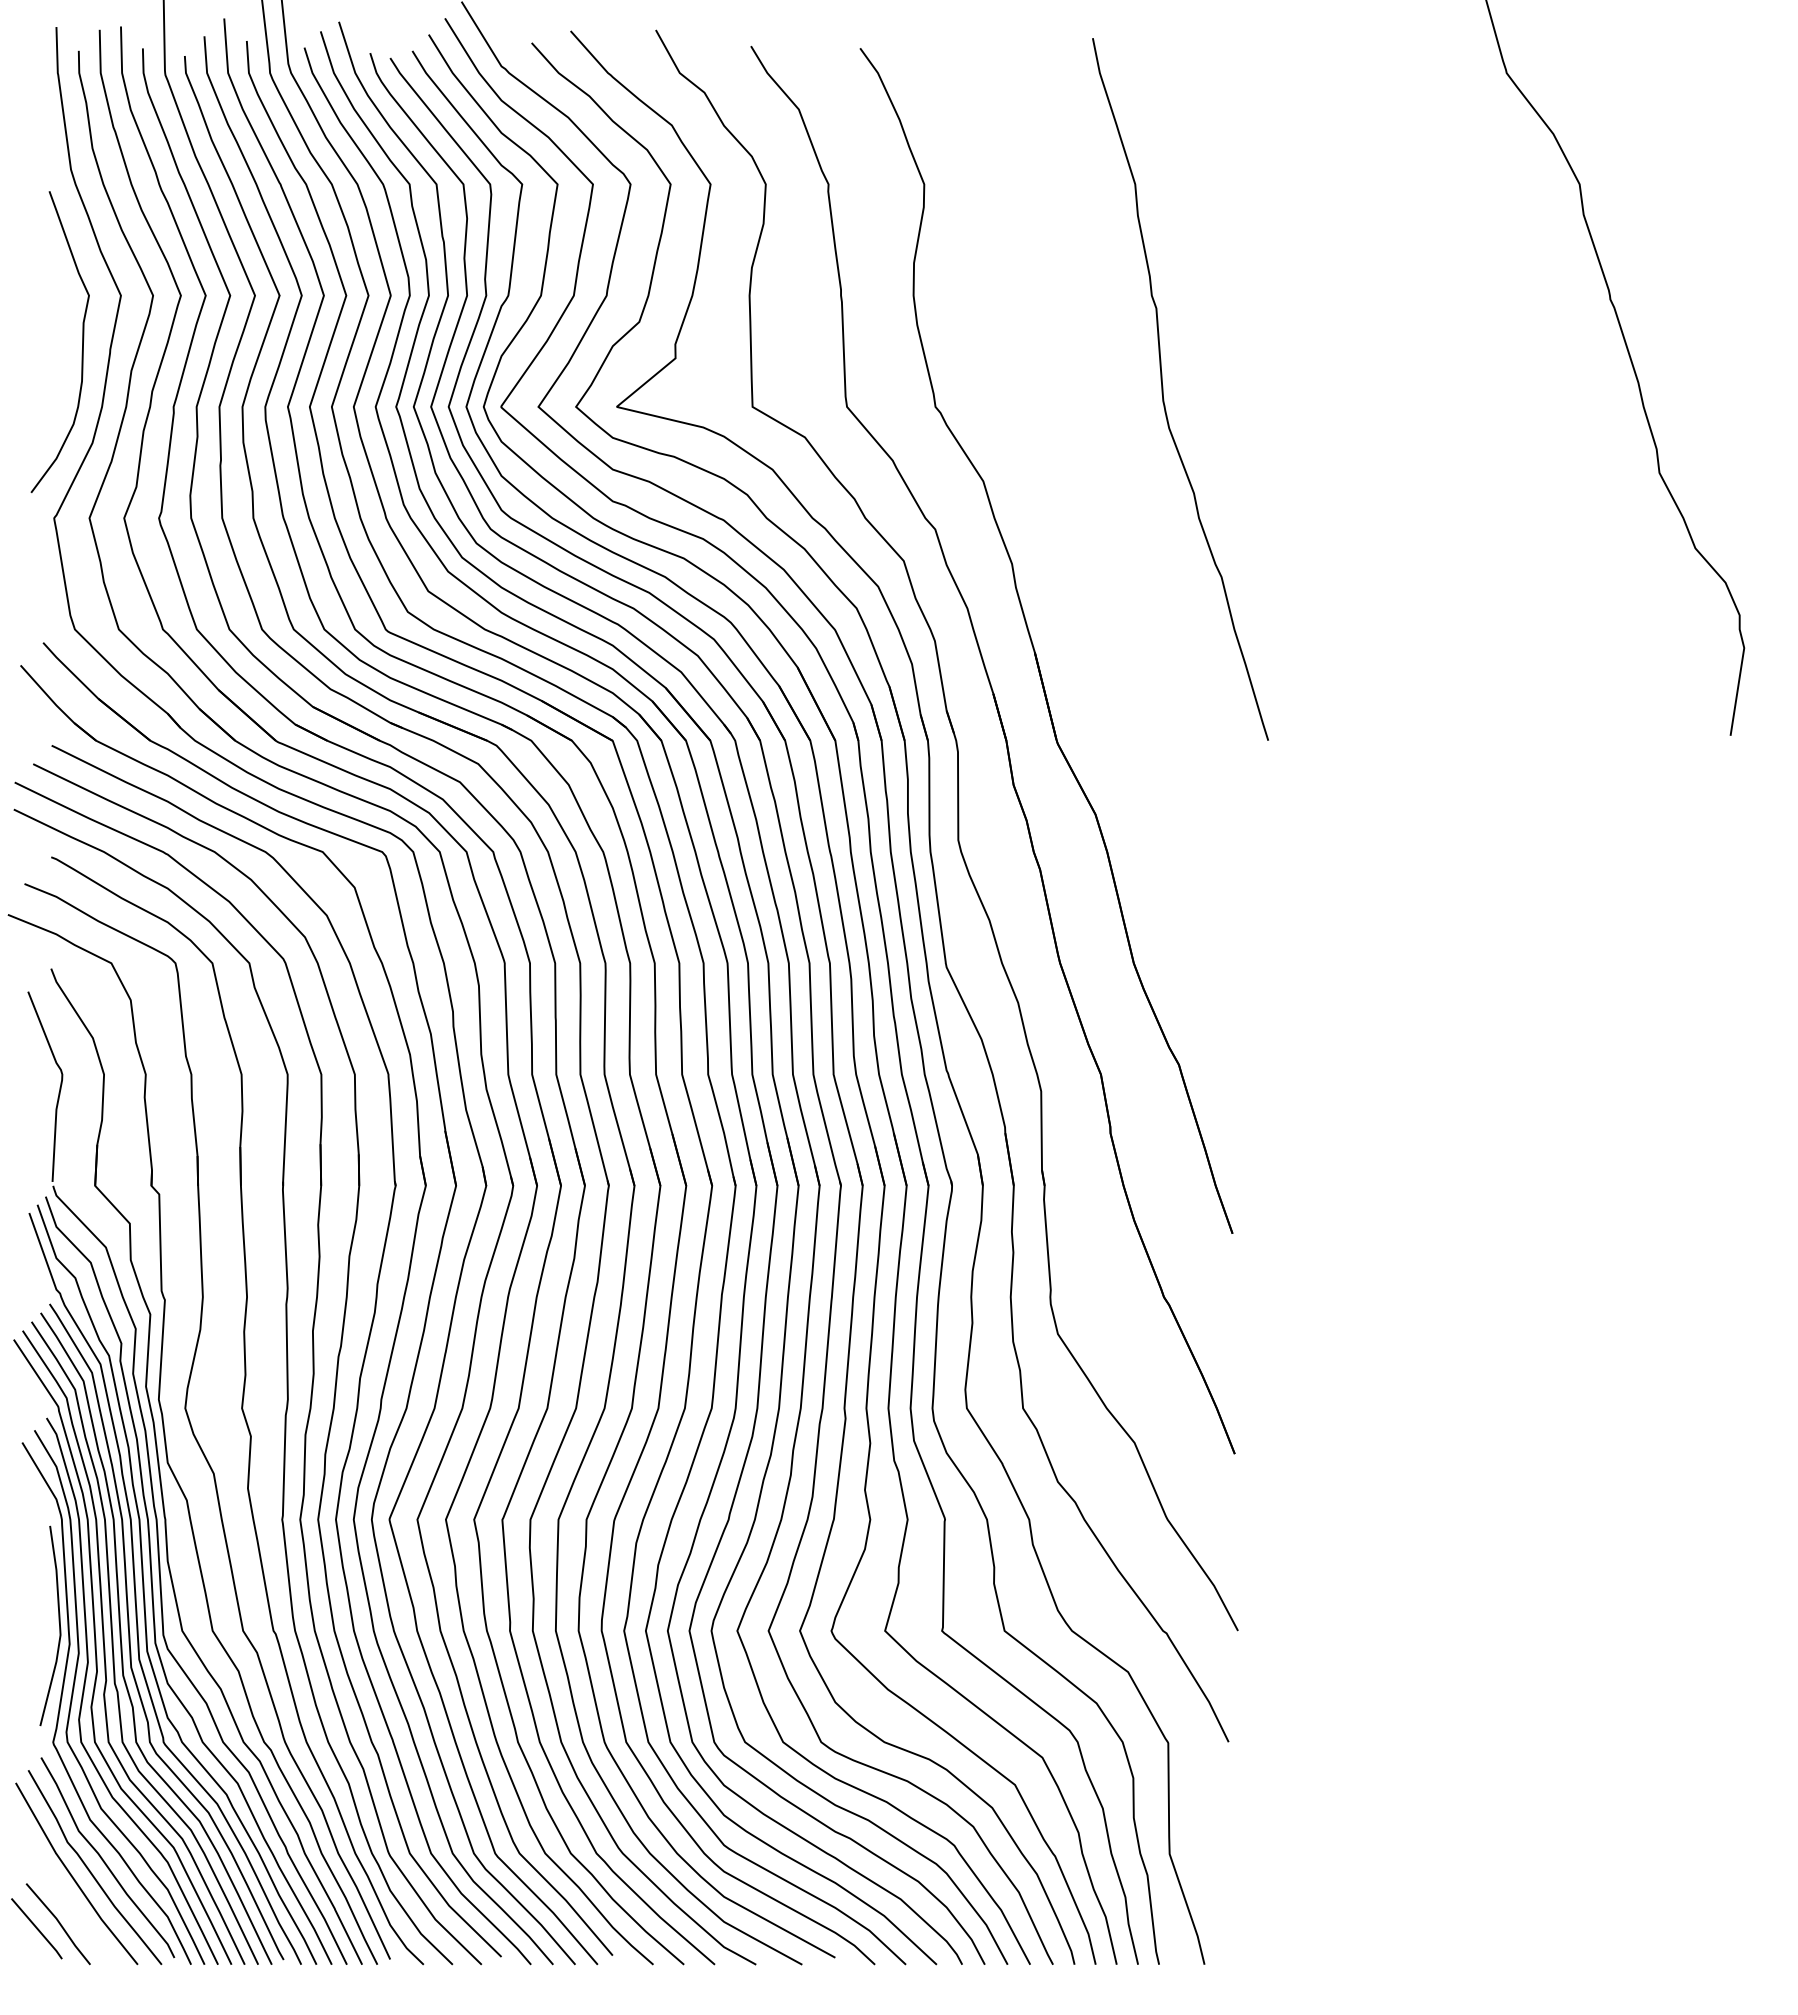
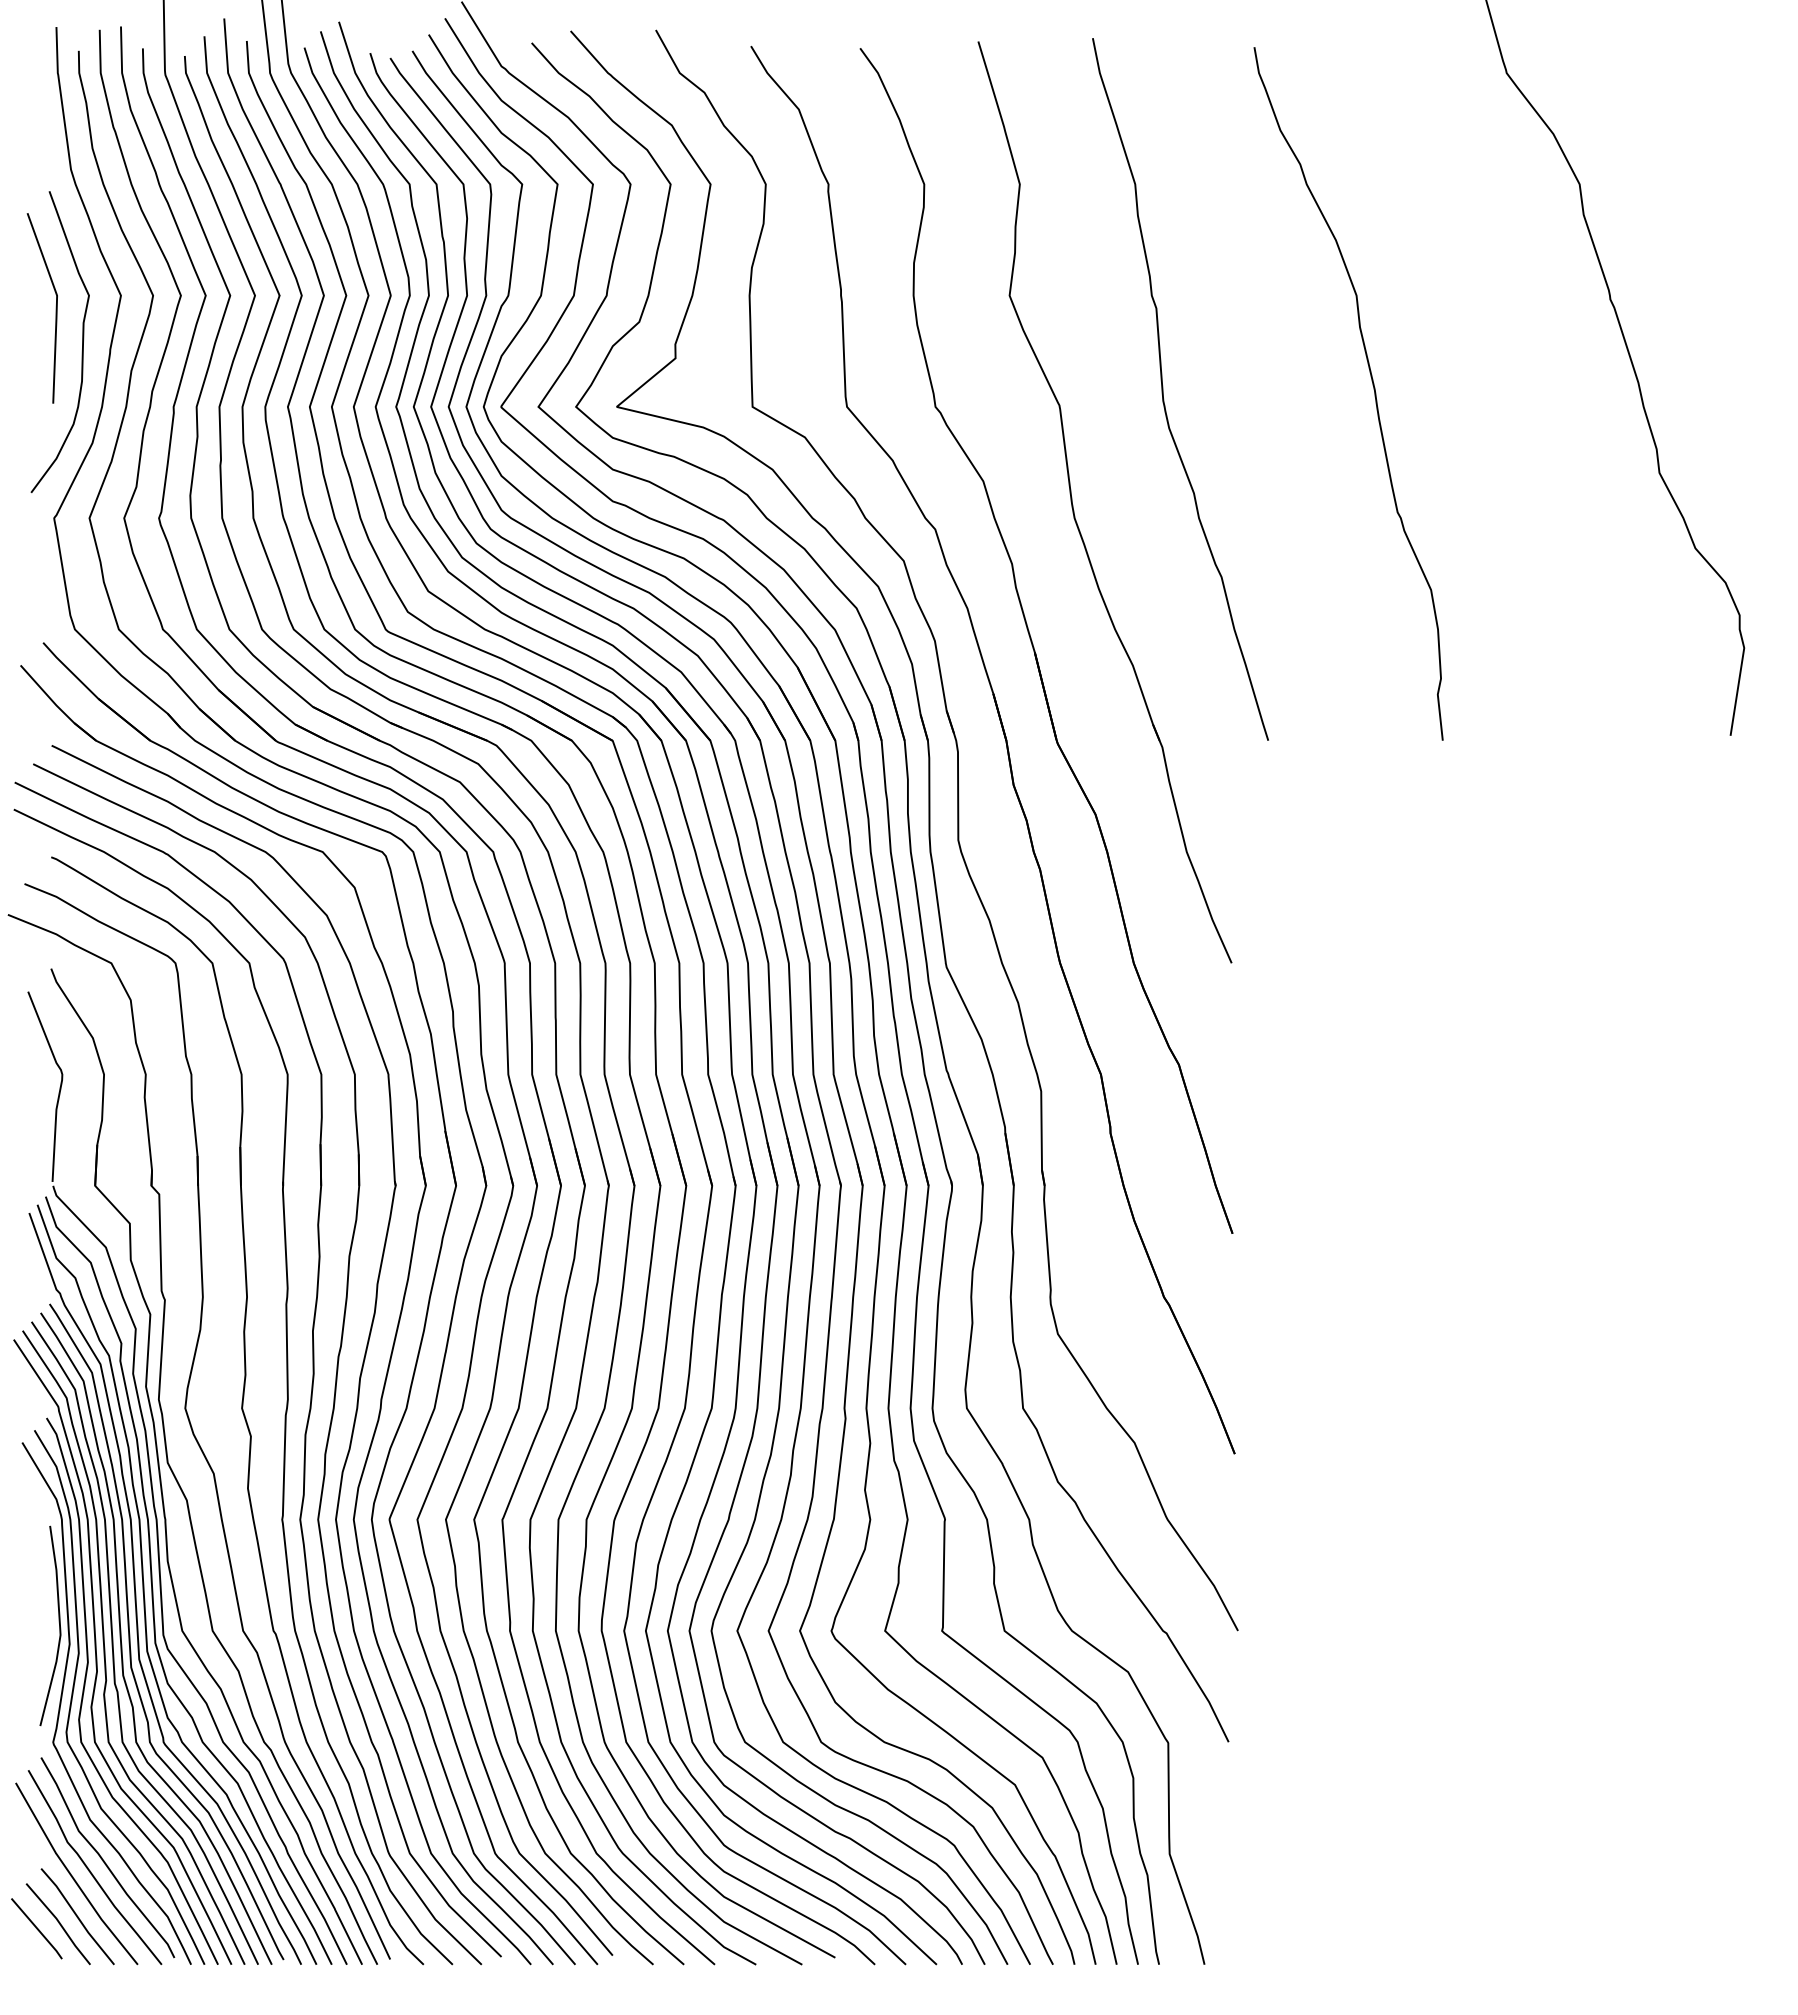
curve: none -> present (55, 308)
curve: none -> present (1372, 385)
part: none -> present (1074, 510)
line: none -> present (77, 1916)
